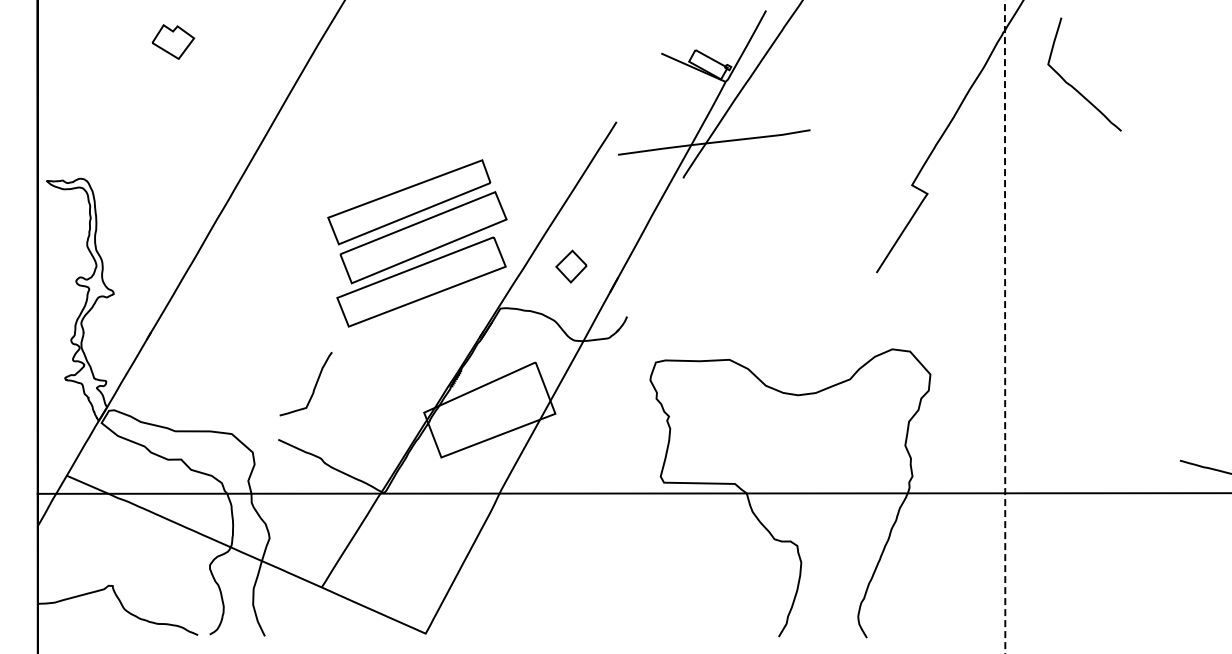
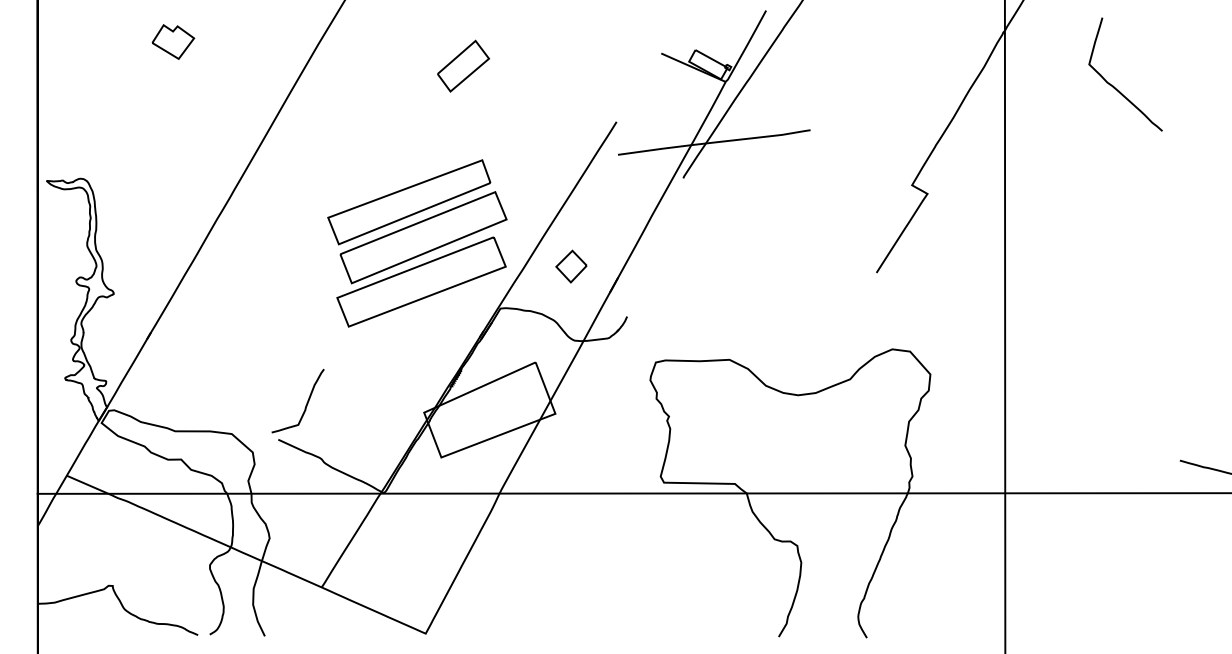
part: none -> present (463, 65)
part position: (1072, 85) -> (1113, 85) (1113, 85)
line: dashed -> solid (1005, 326)
curve position: (314, 385) -> (306, 402) (306, 402)
